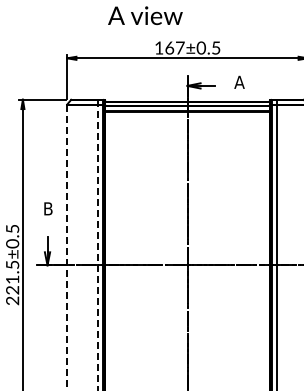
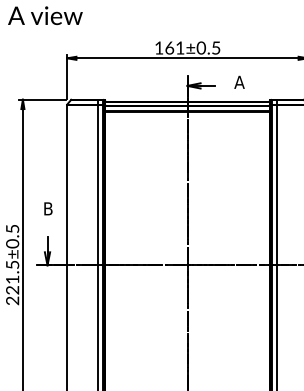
text position: (145, 15) -> (45, 15) (45, 15)
text: 167±0.5 -> 161±0.5 (180, 47)
line: dashed -> solid (97, 247)
line: dashed -> solid (67, 248)
